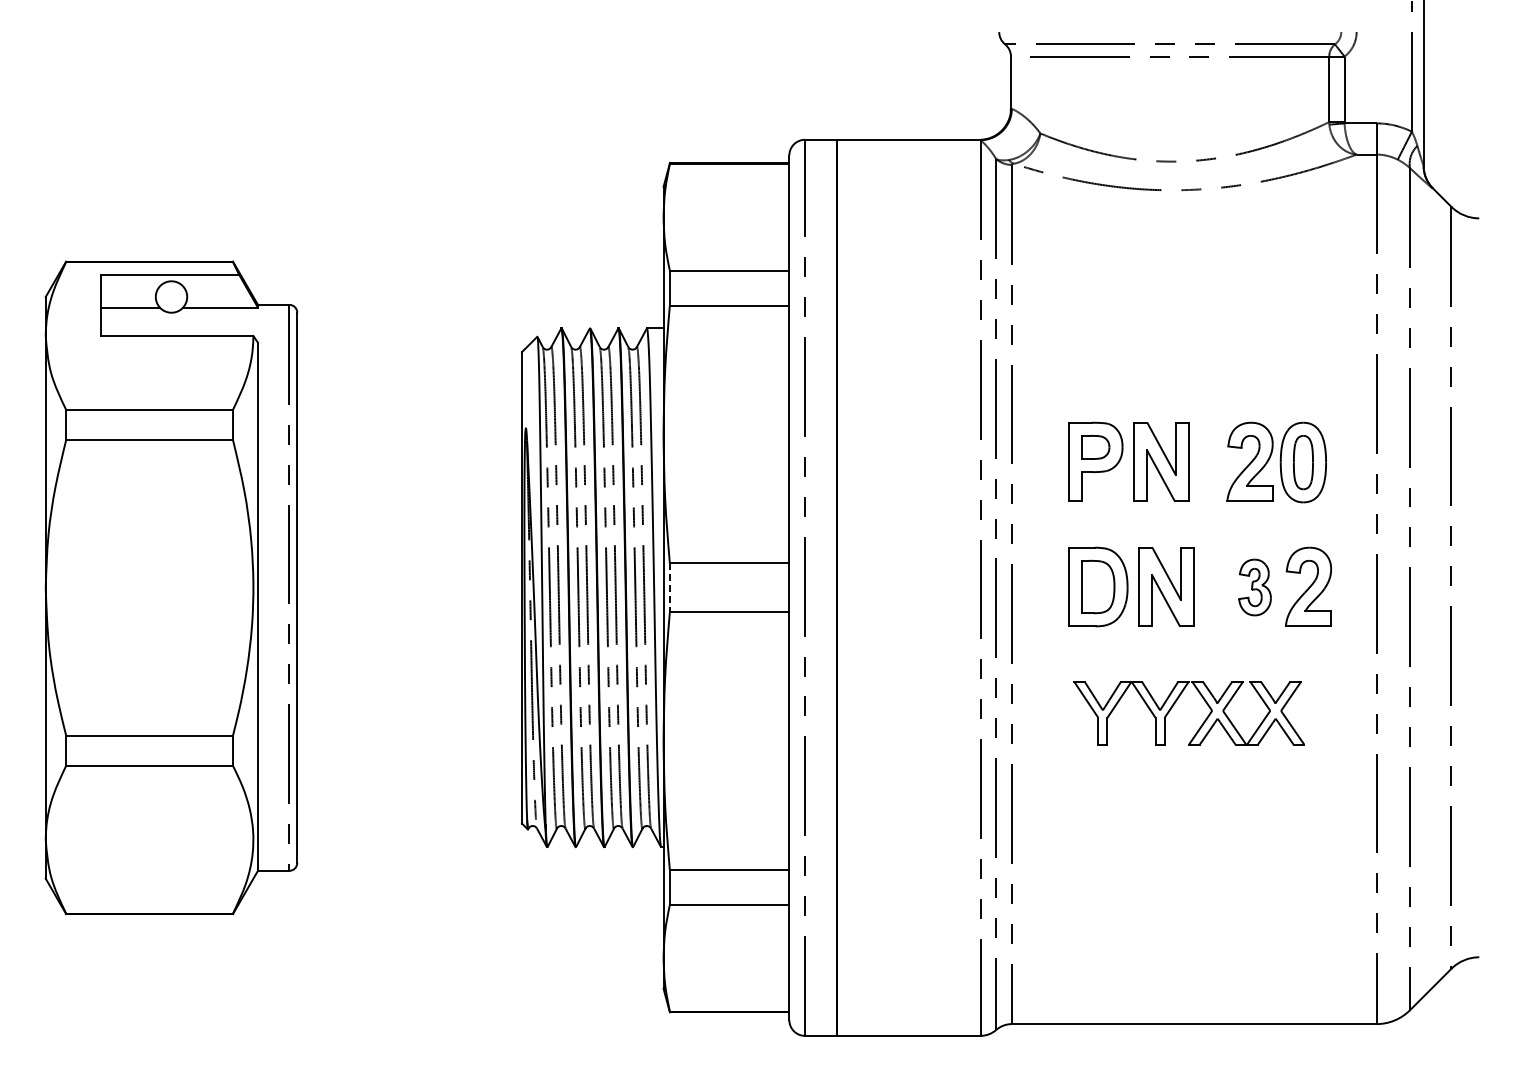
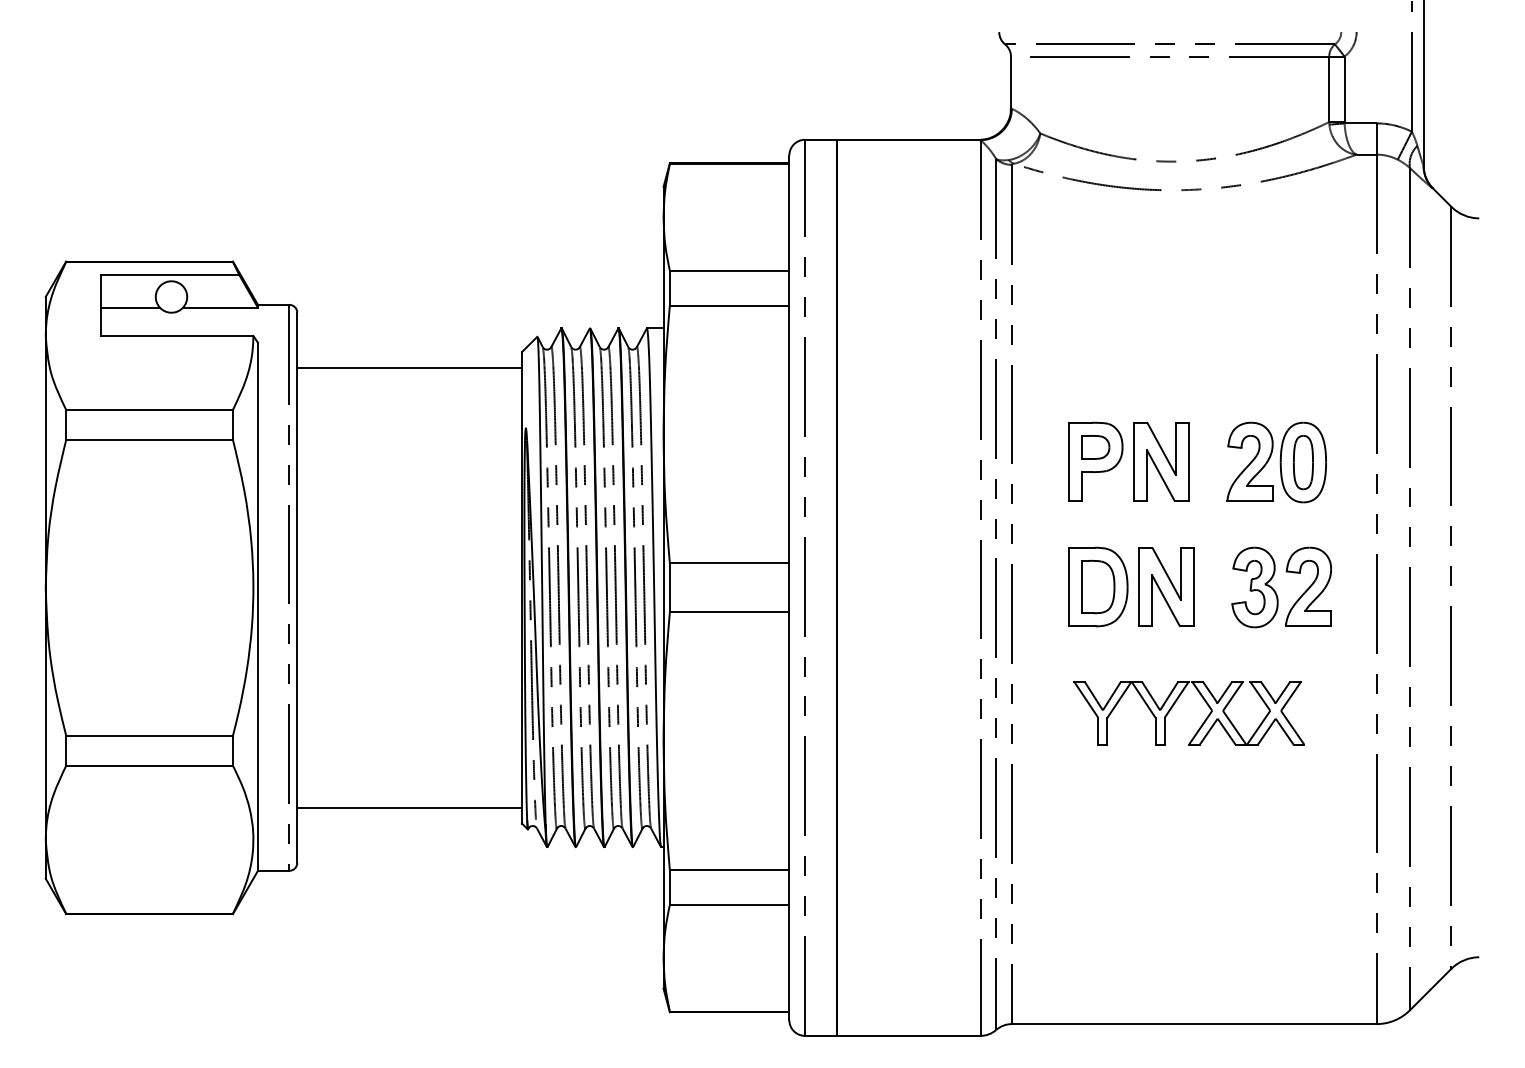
line: none -> present (409, 367)
line: dashed -> solid (669, 587)
part size: 34x59 px -> 48x83 px (1254, 587)
line: none -> present (409, 807)
